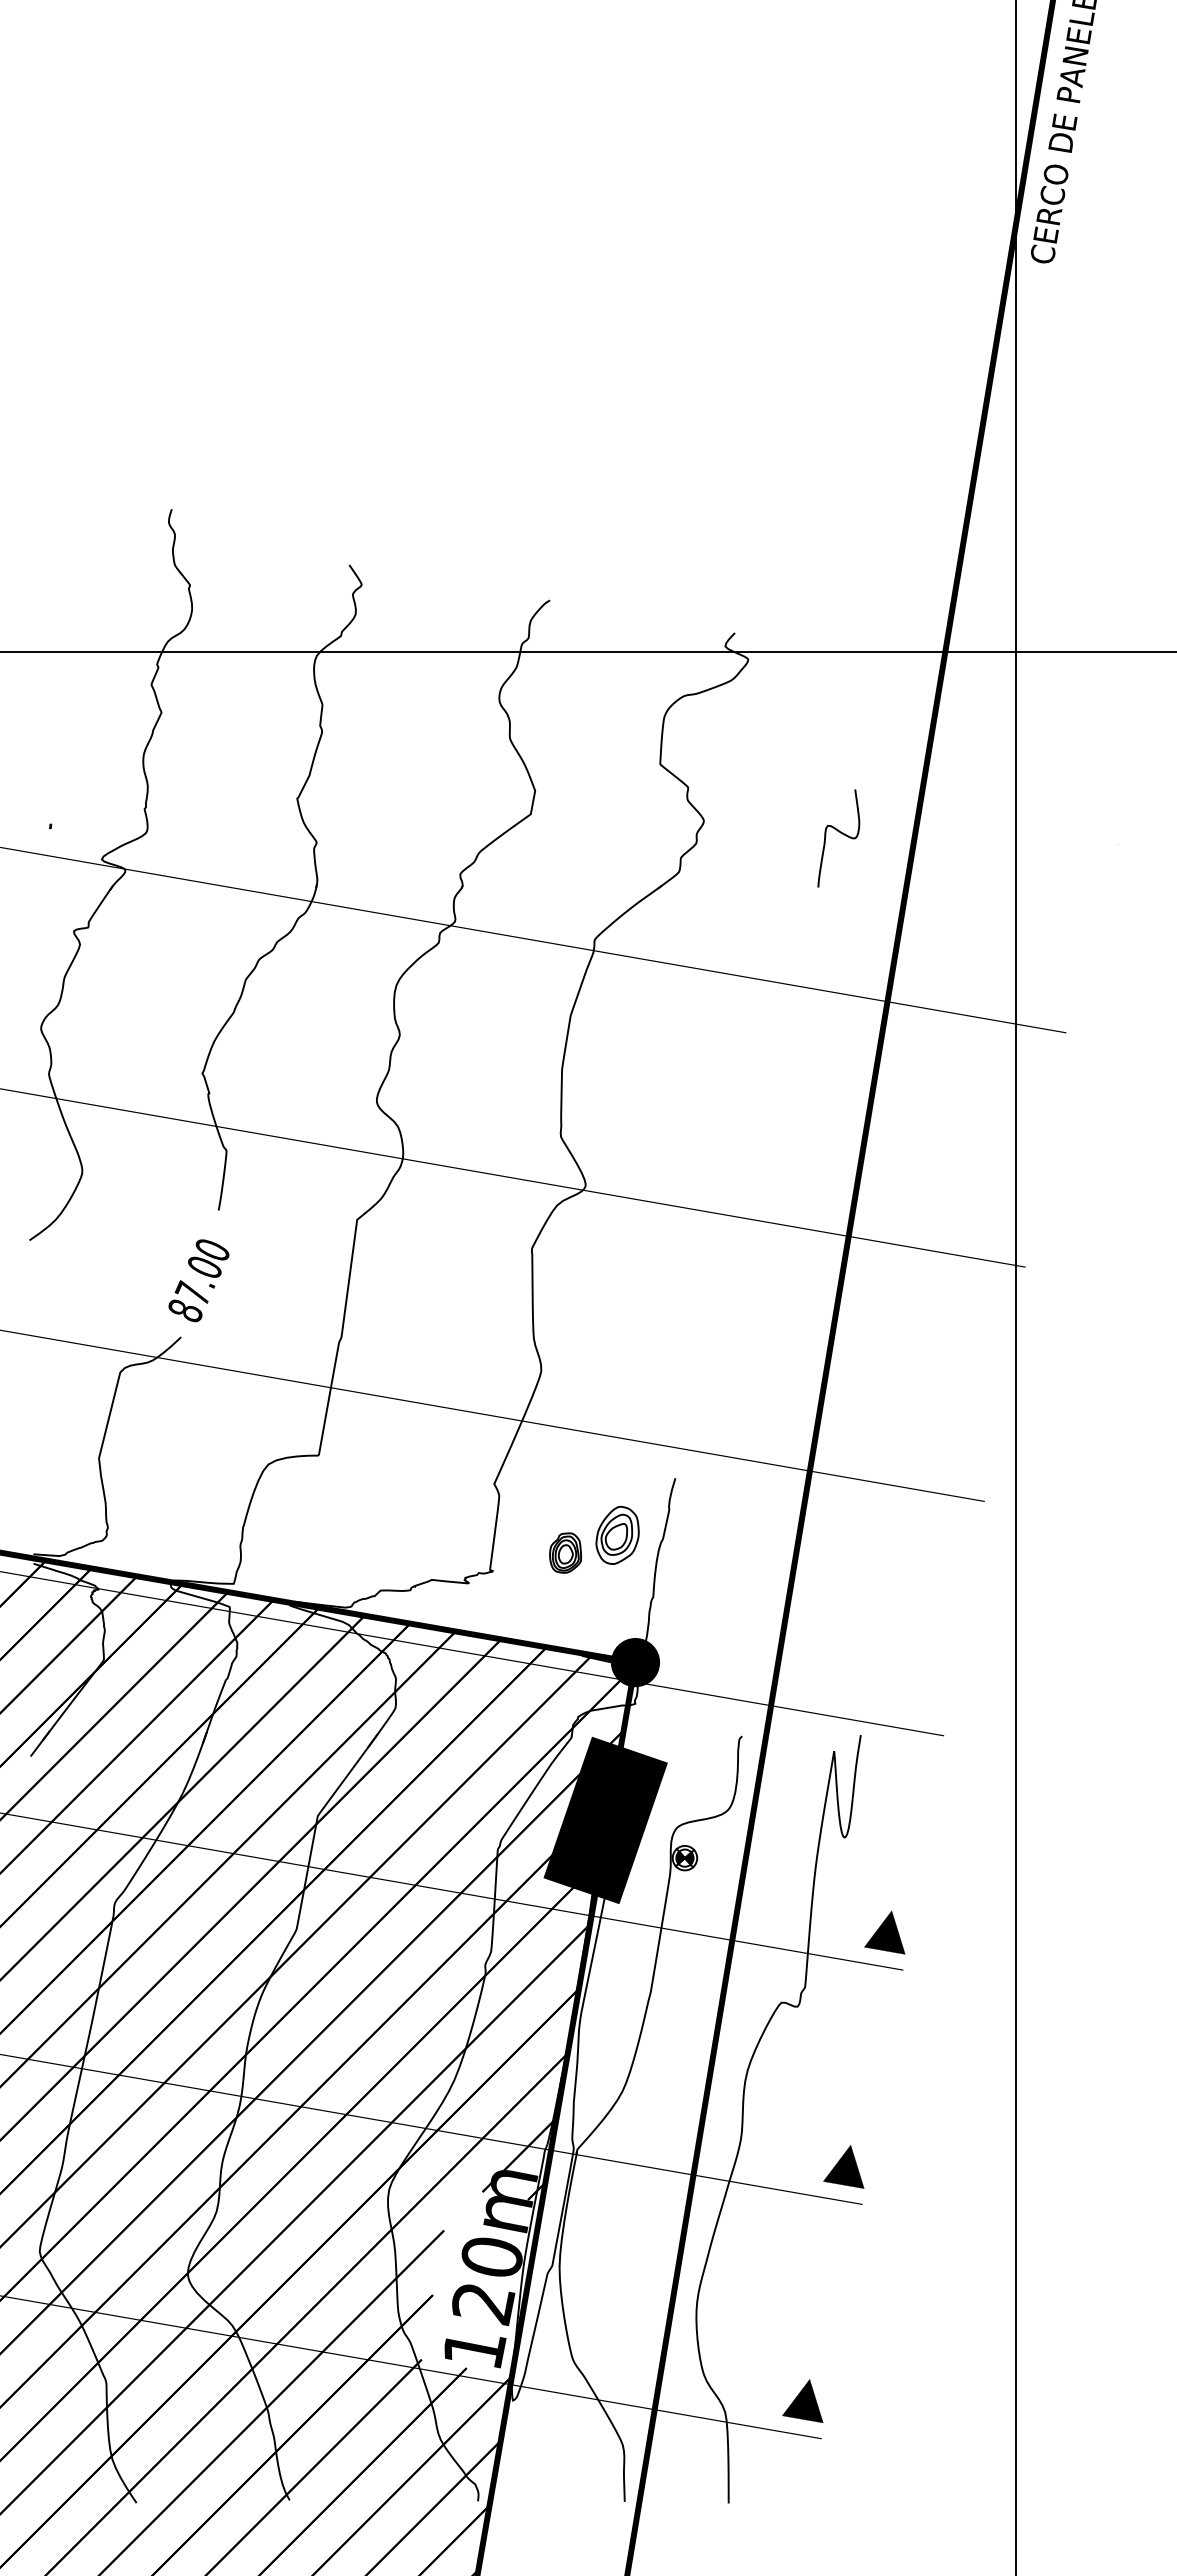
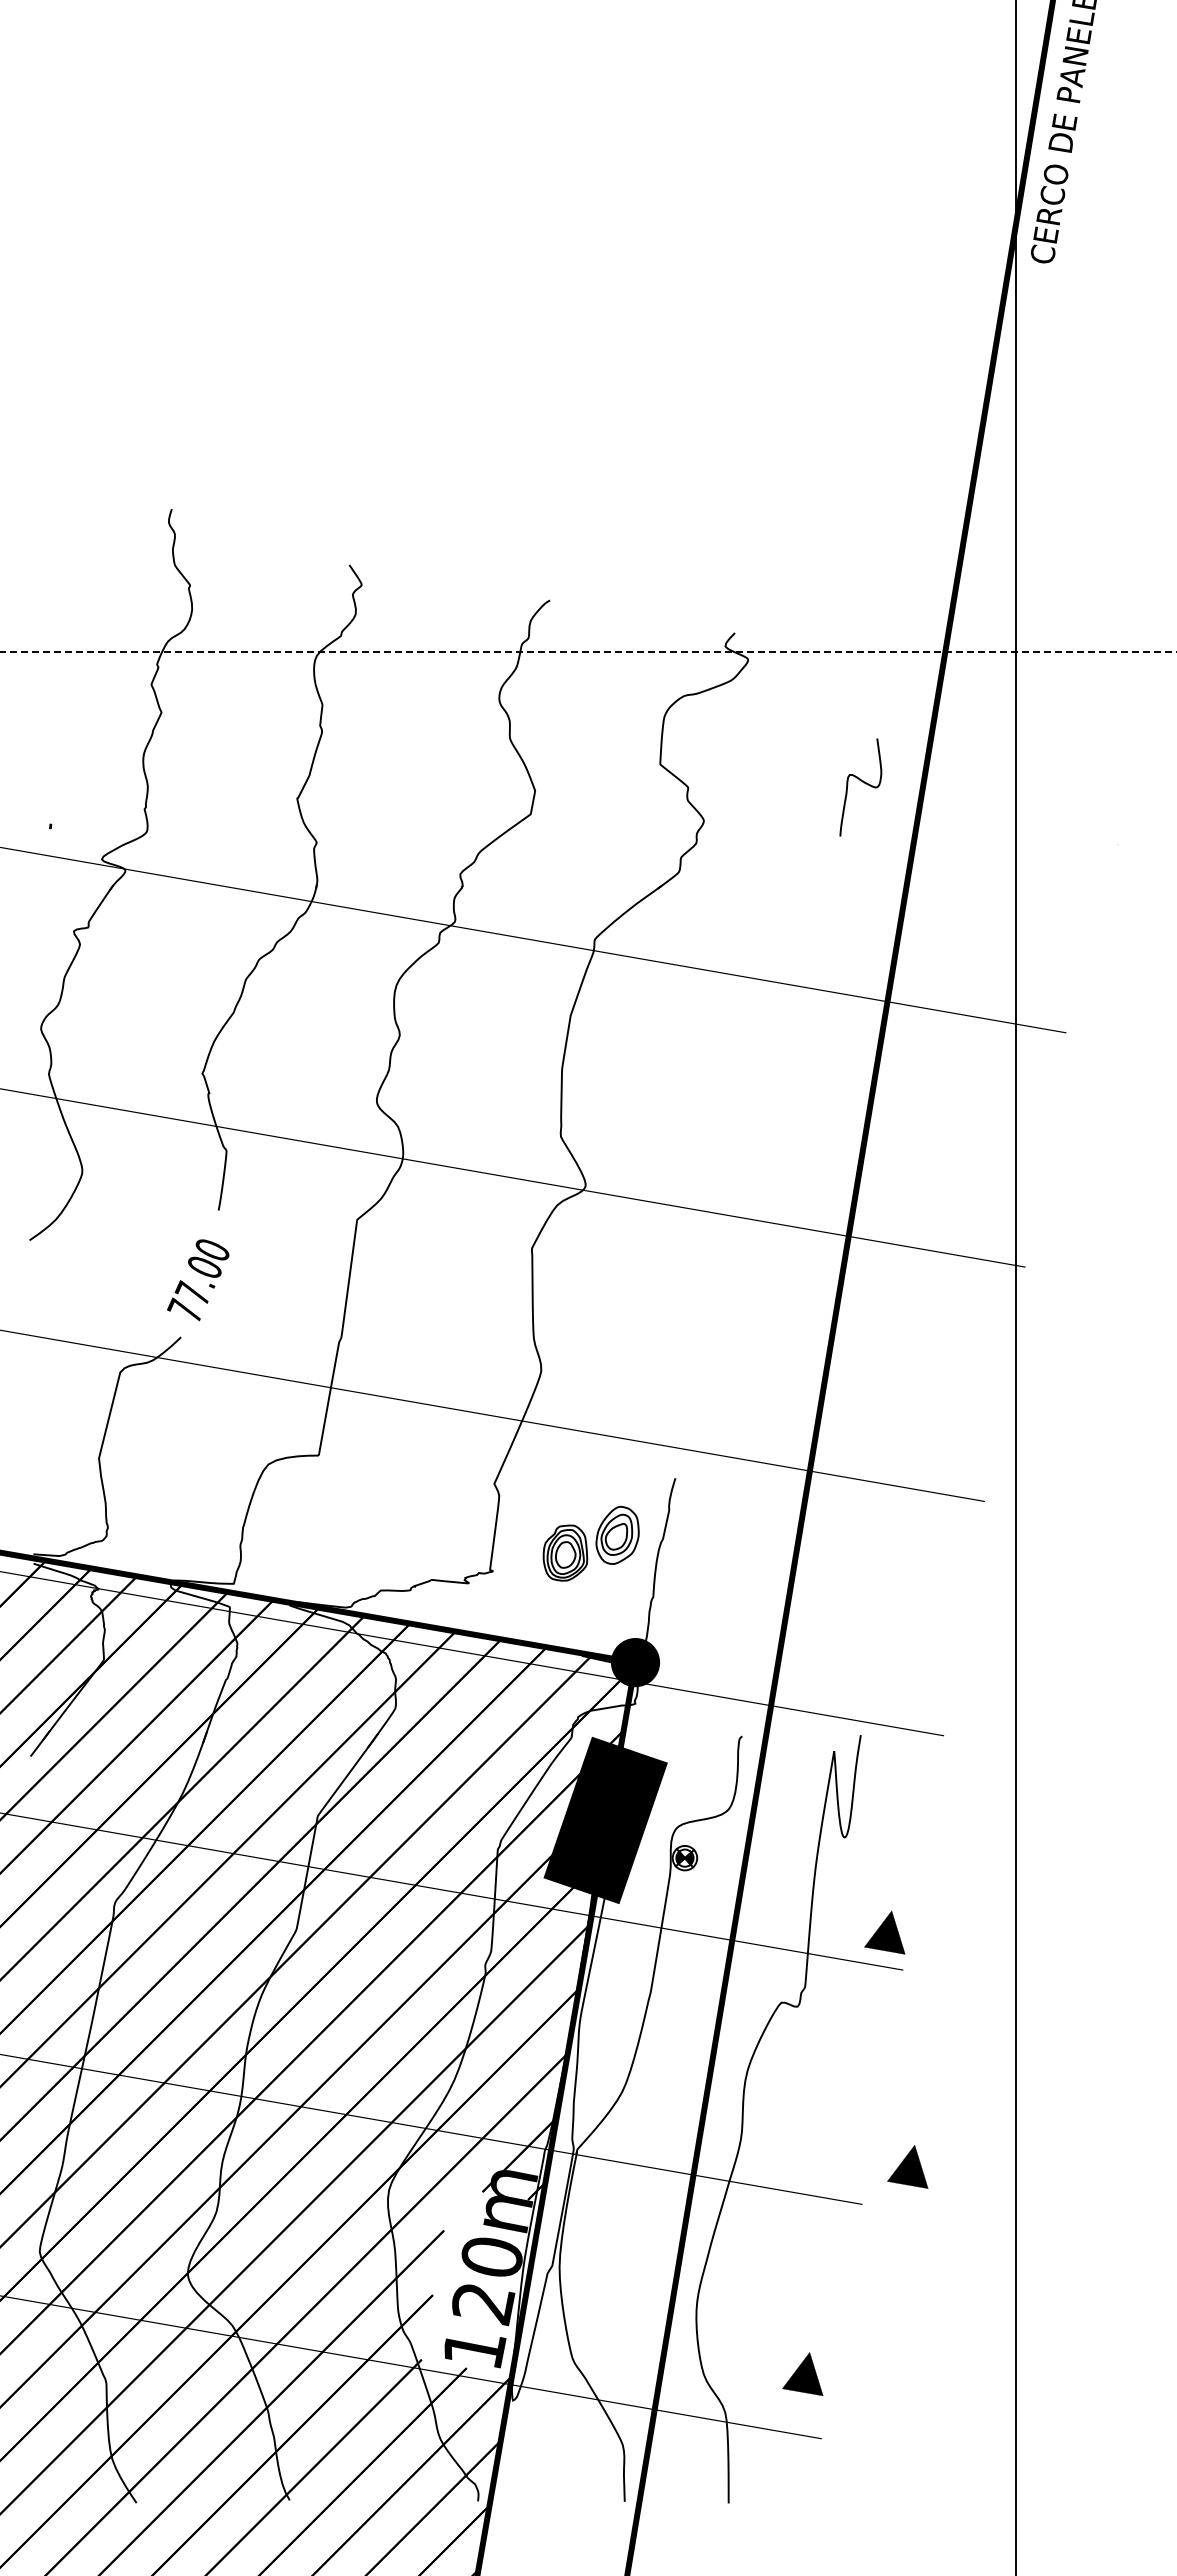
line: solid -> dashed (589, 652)
curve position: (840, 833) -> (862, 782) (862, 782)
text: 87.00 -> 77.00 (184, 1309)
part size: 34x42 px -> 47x58 px (565, 1552)
part position: (843, 2166) -> (907, 2166) (907, 2166)
part position: (802, 2400) -> (802, 2373) (802, 2373)
